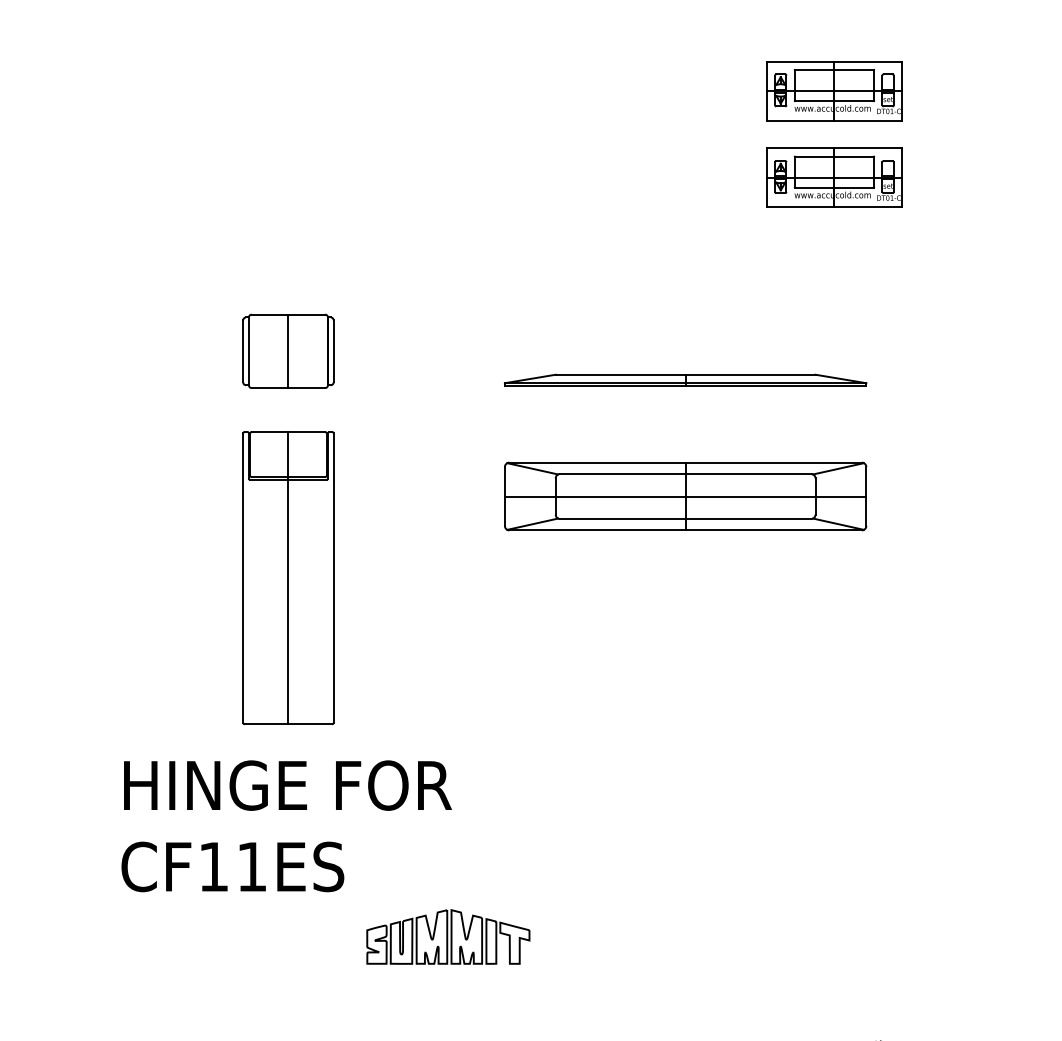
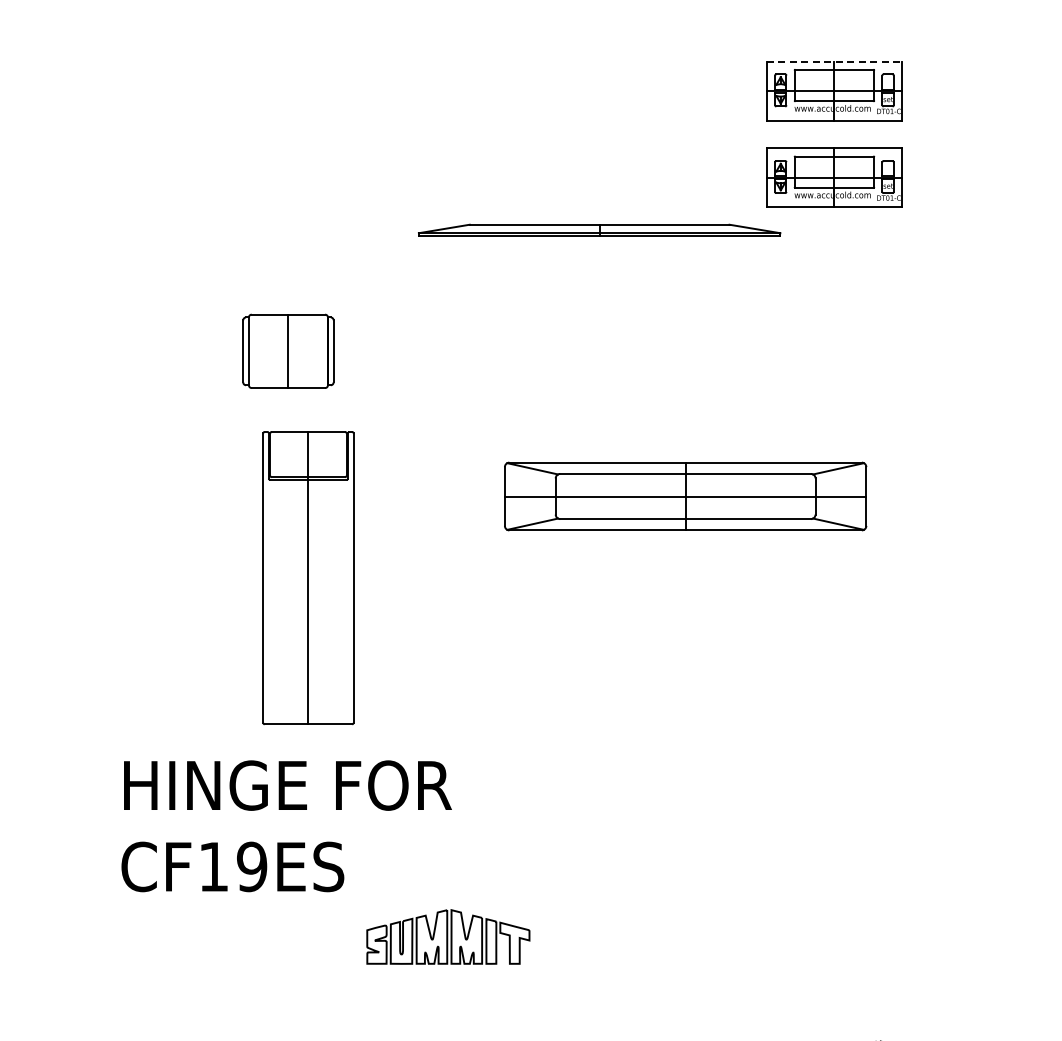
line: solid -> dashed (834, 61)
part position: (685, 379) -> (599, 229) (599, 229)
part position: (288, 578) -> (308, 578) (308, 578)
text: CF11ES -> CF19ES (252, 866)
